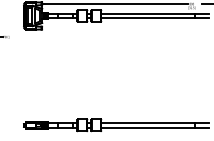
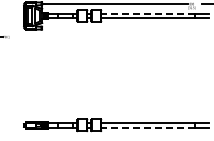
line: solid -> dashed (148, 13)
line: solid -> dashed (148, 127)
